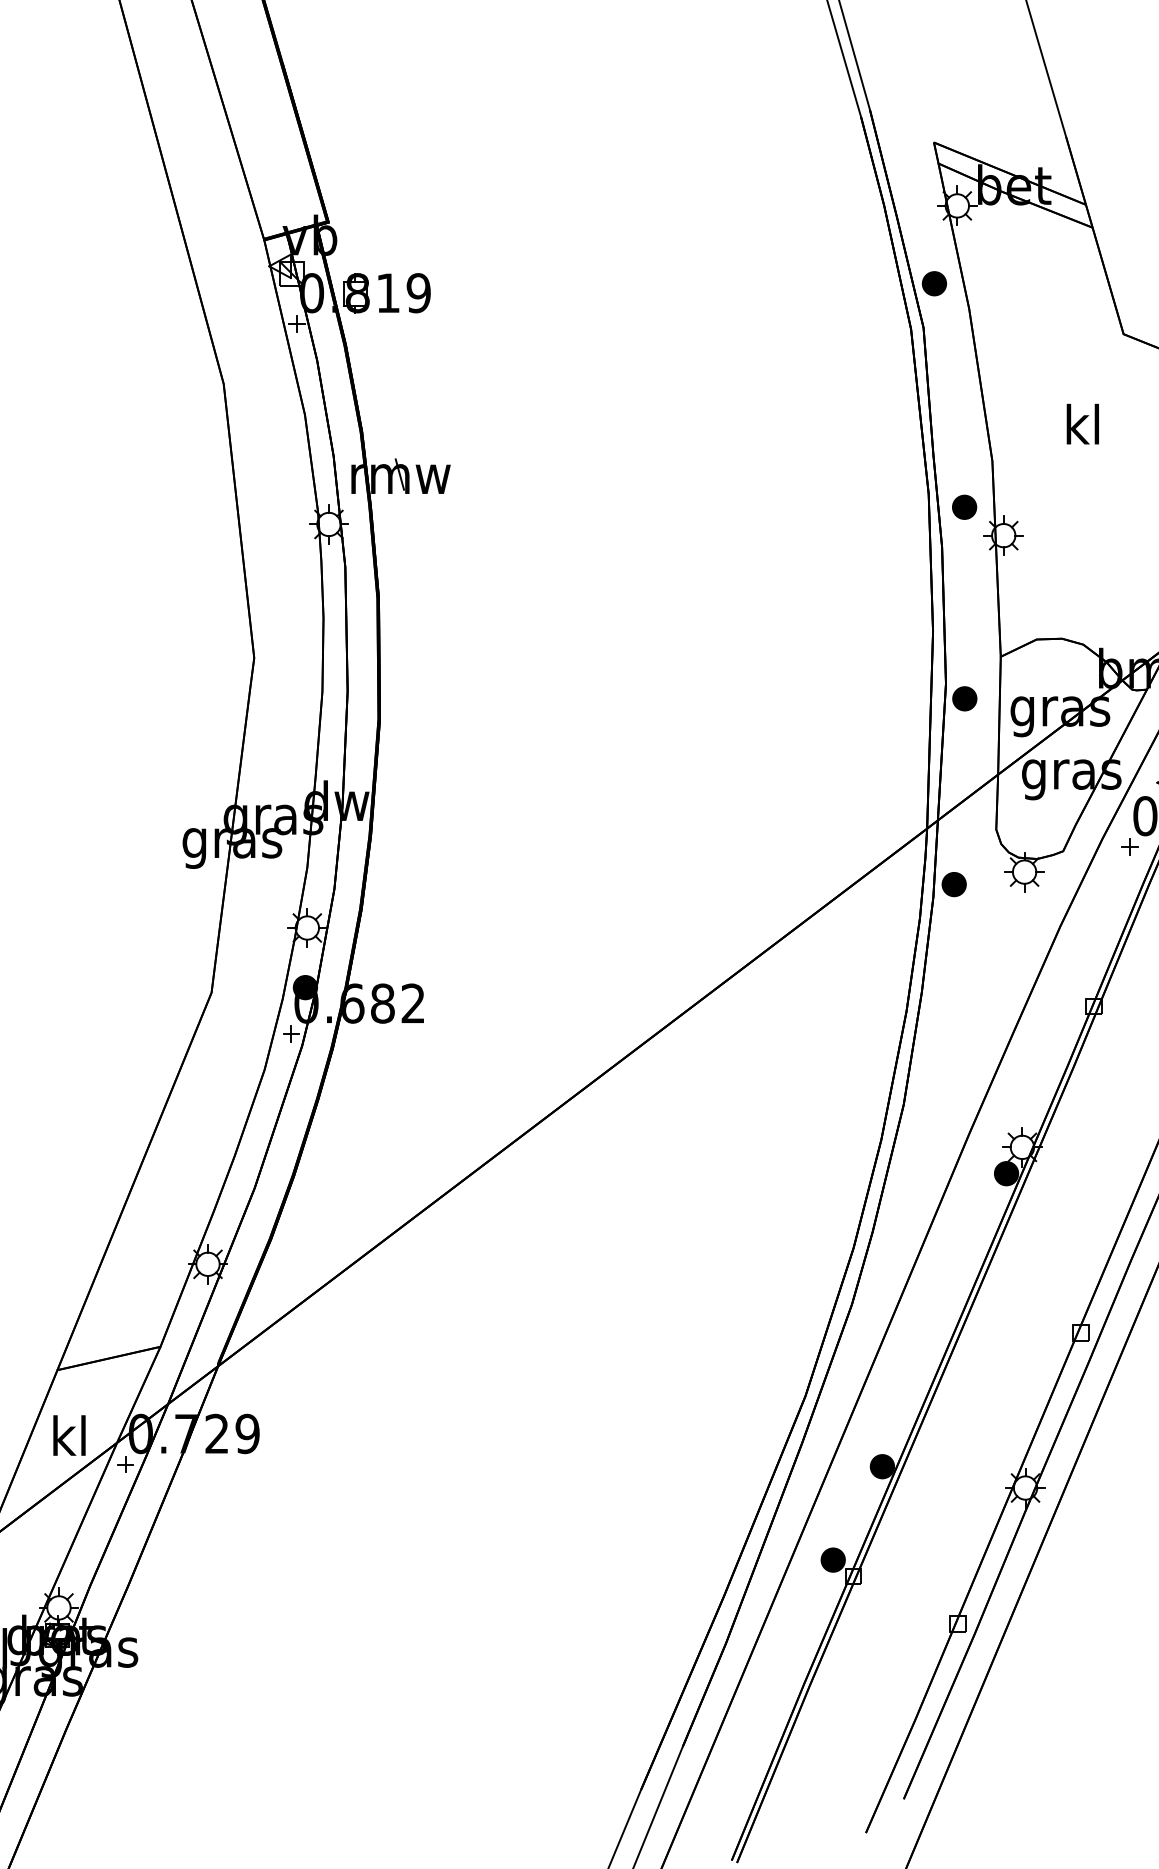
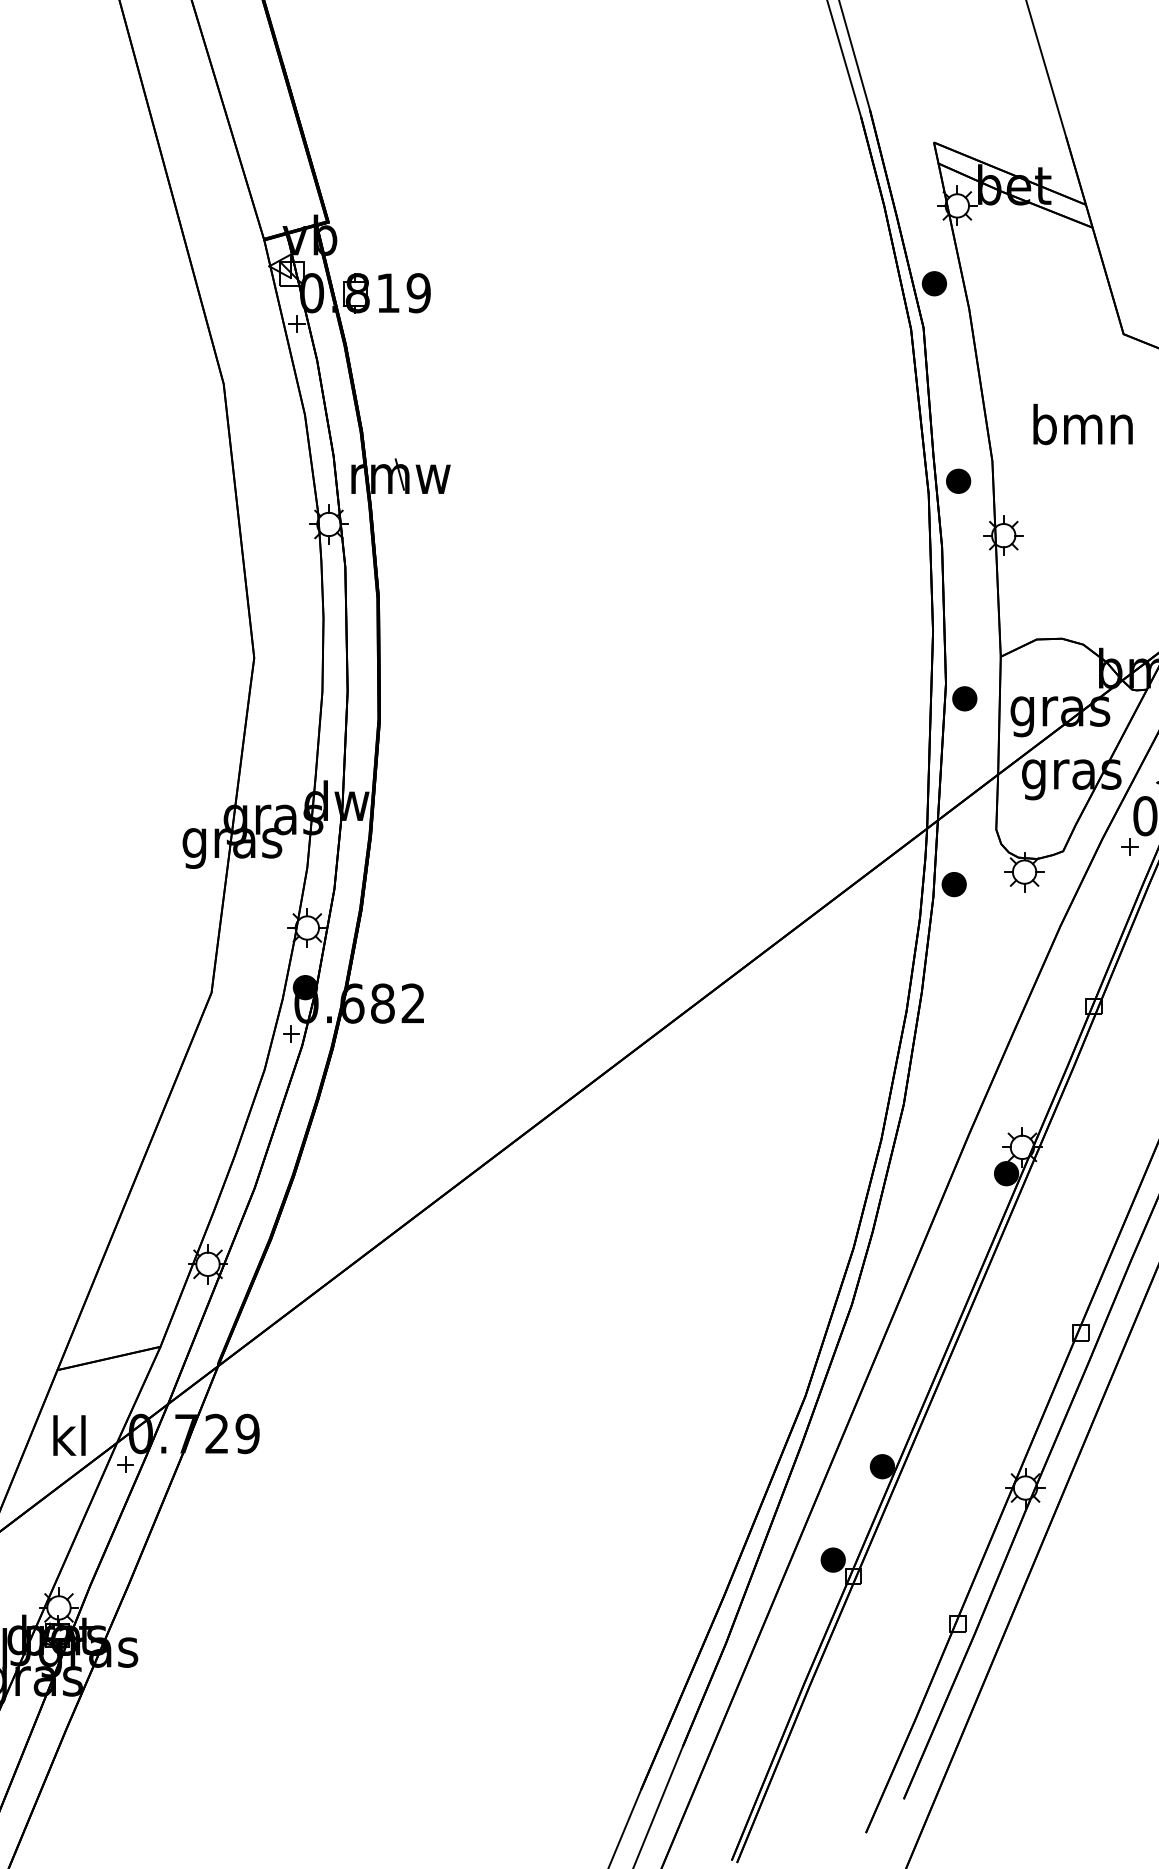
text: kl -> bmn (1082, 424)
part position: (964, 506) -> (958, 480) (958, 480)
